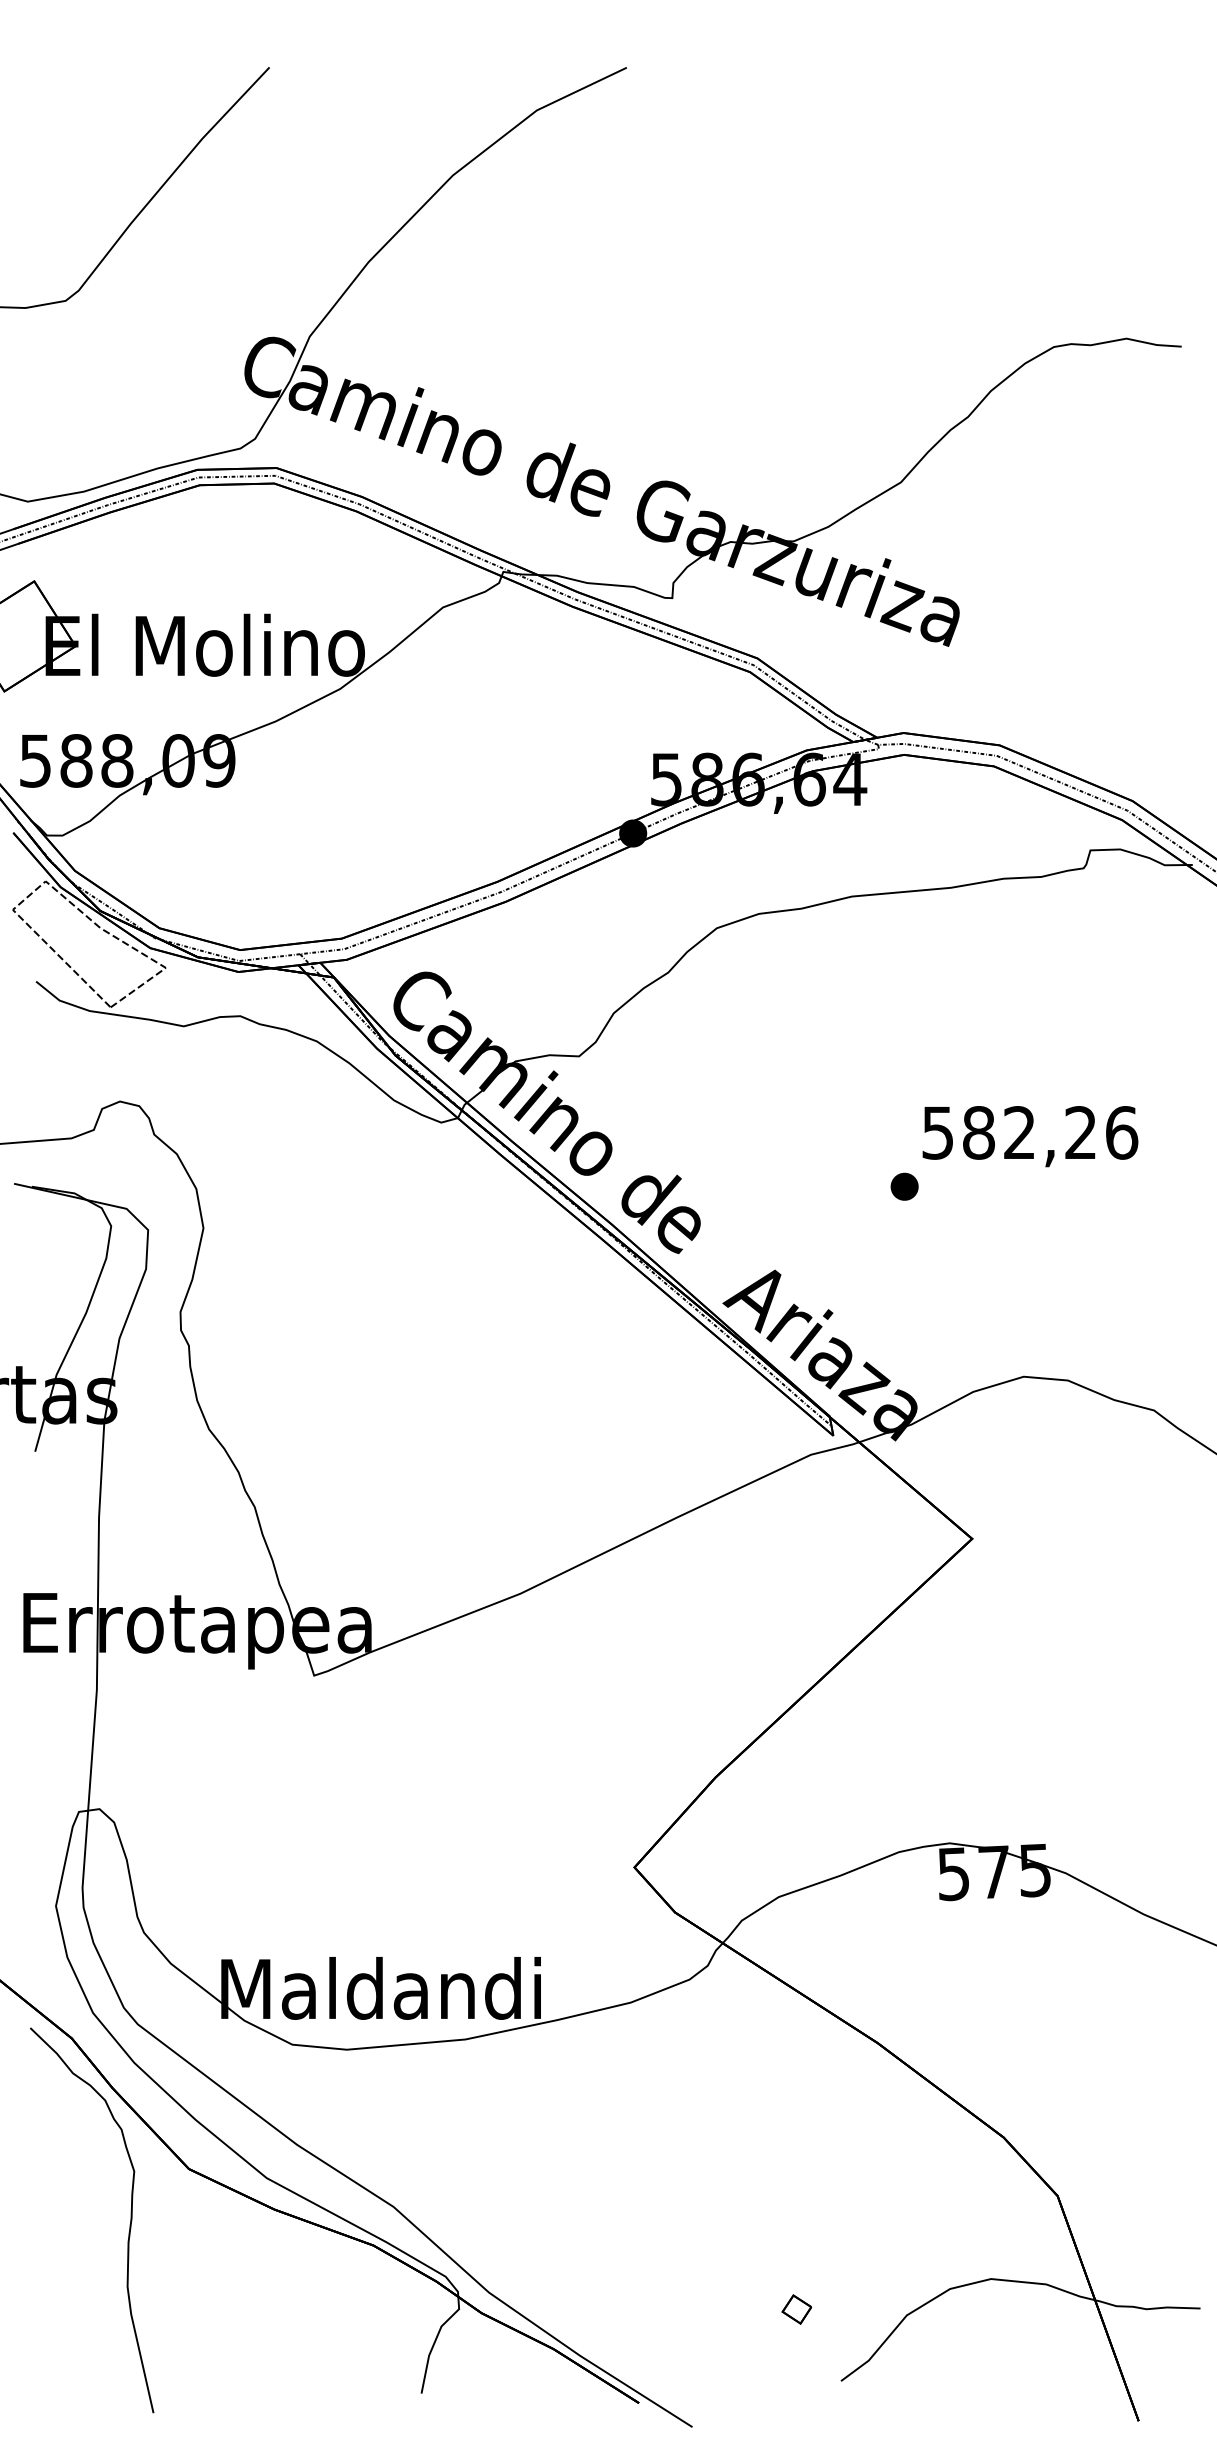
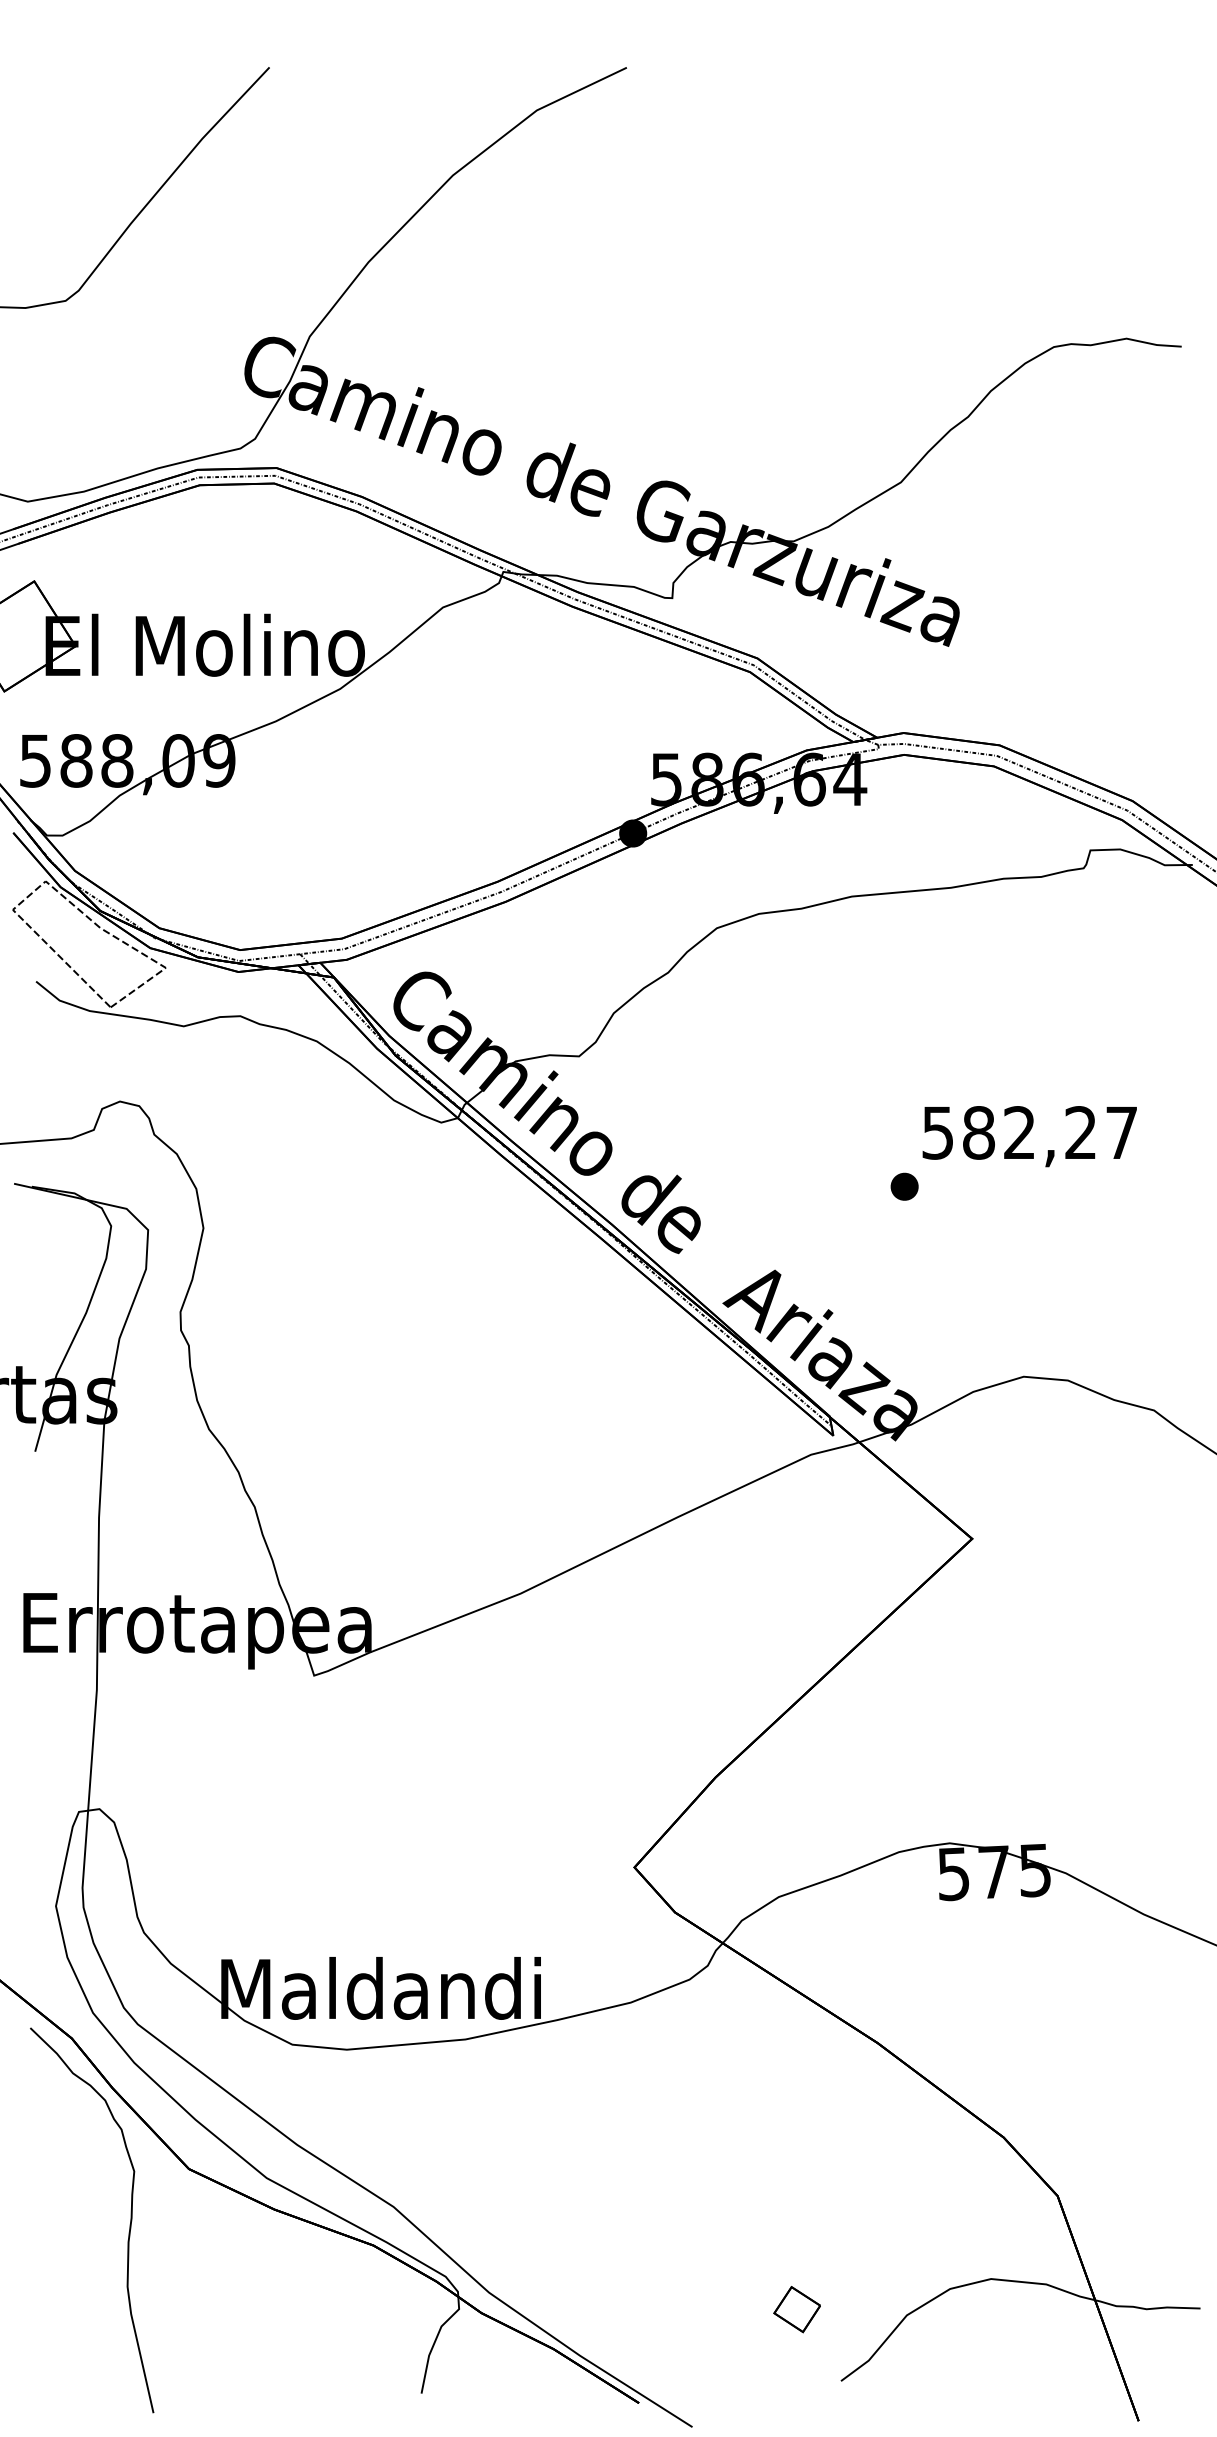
text: 582,26 -> 582,27 (1122, 1132)
part size: 31x31 px -> 48x48 px (796, 2309)
